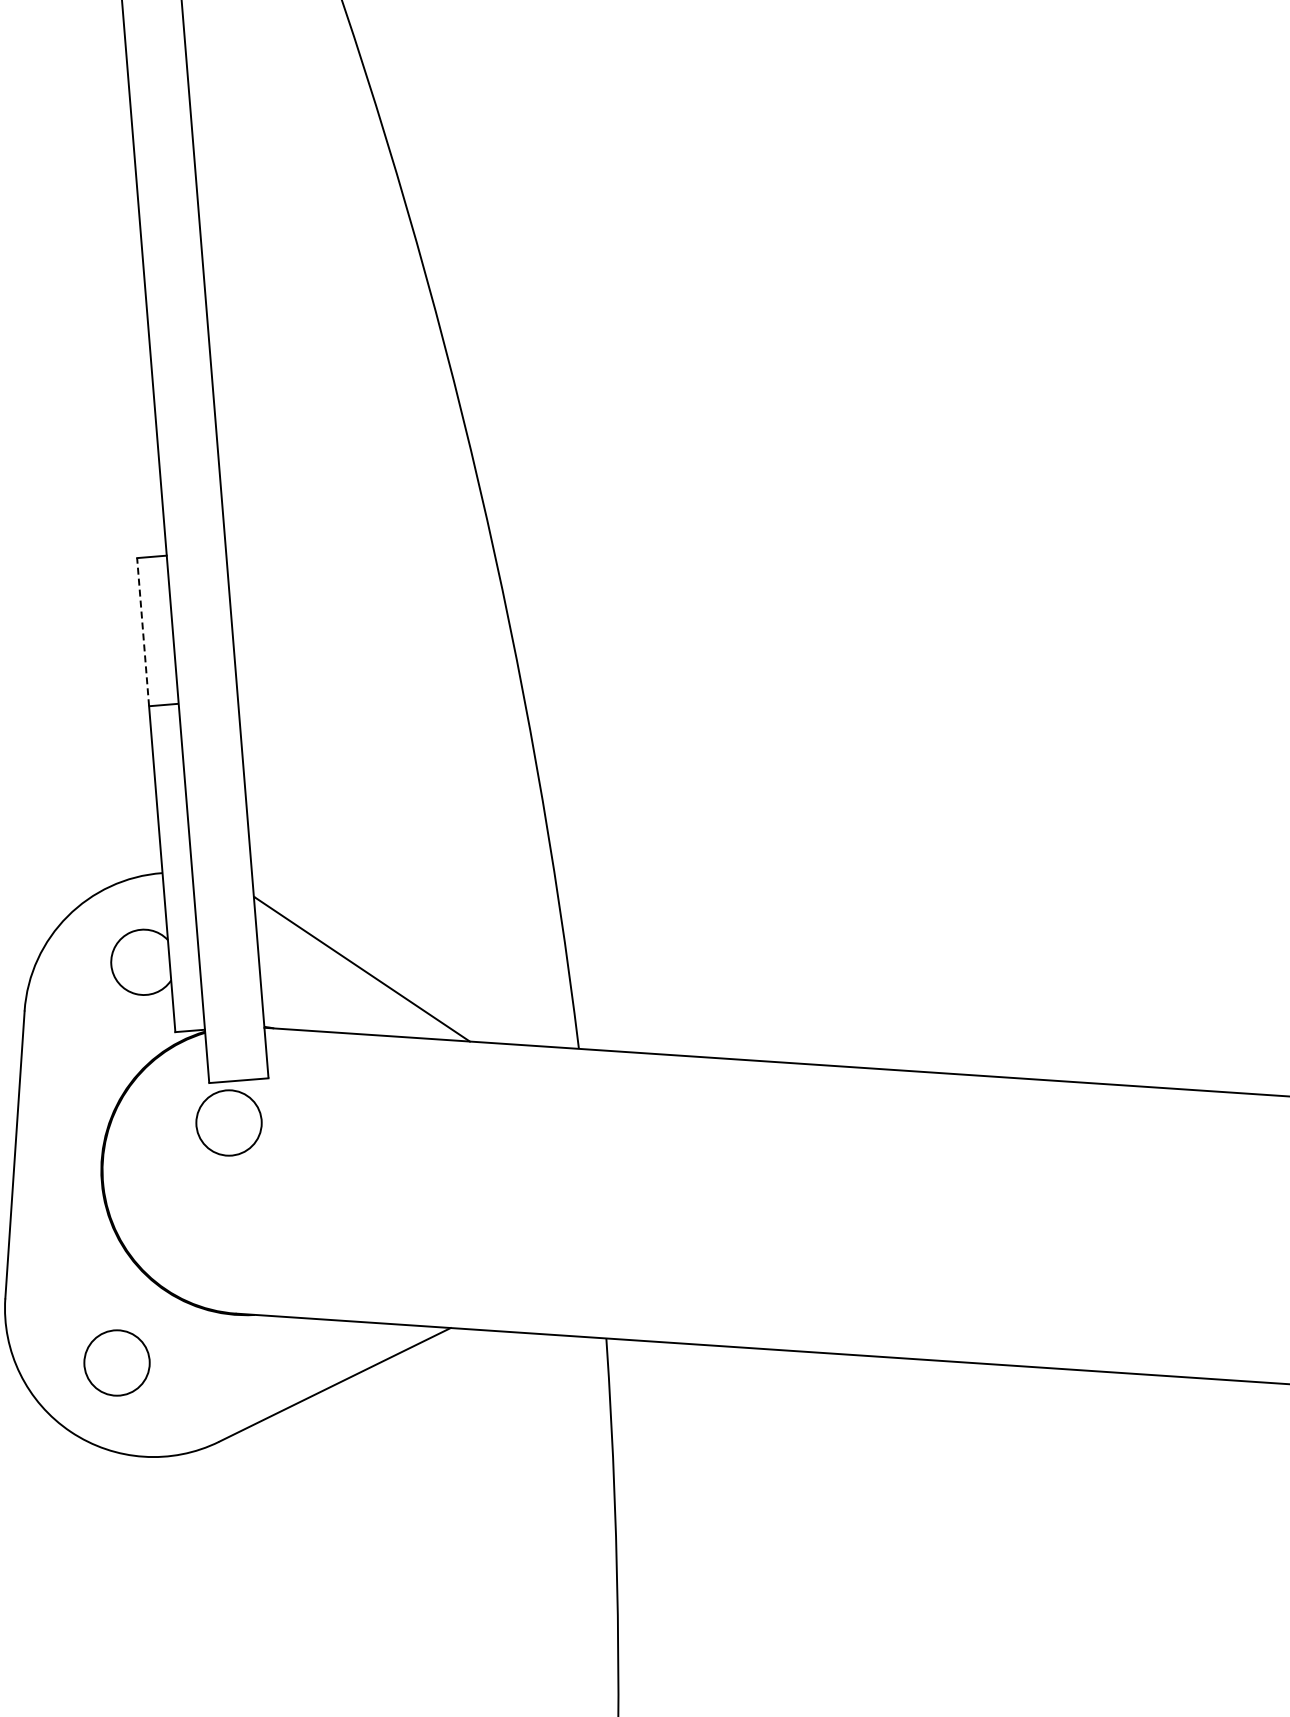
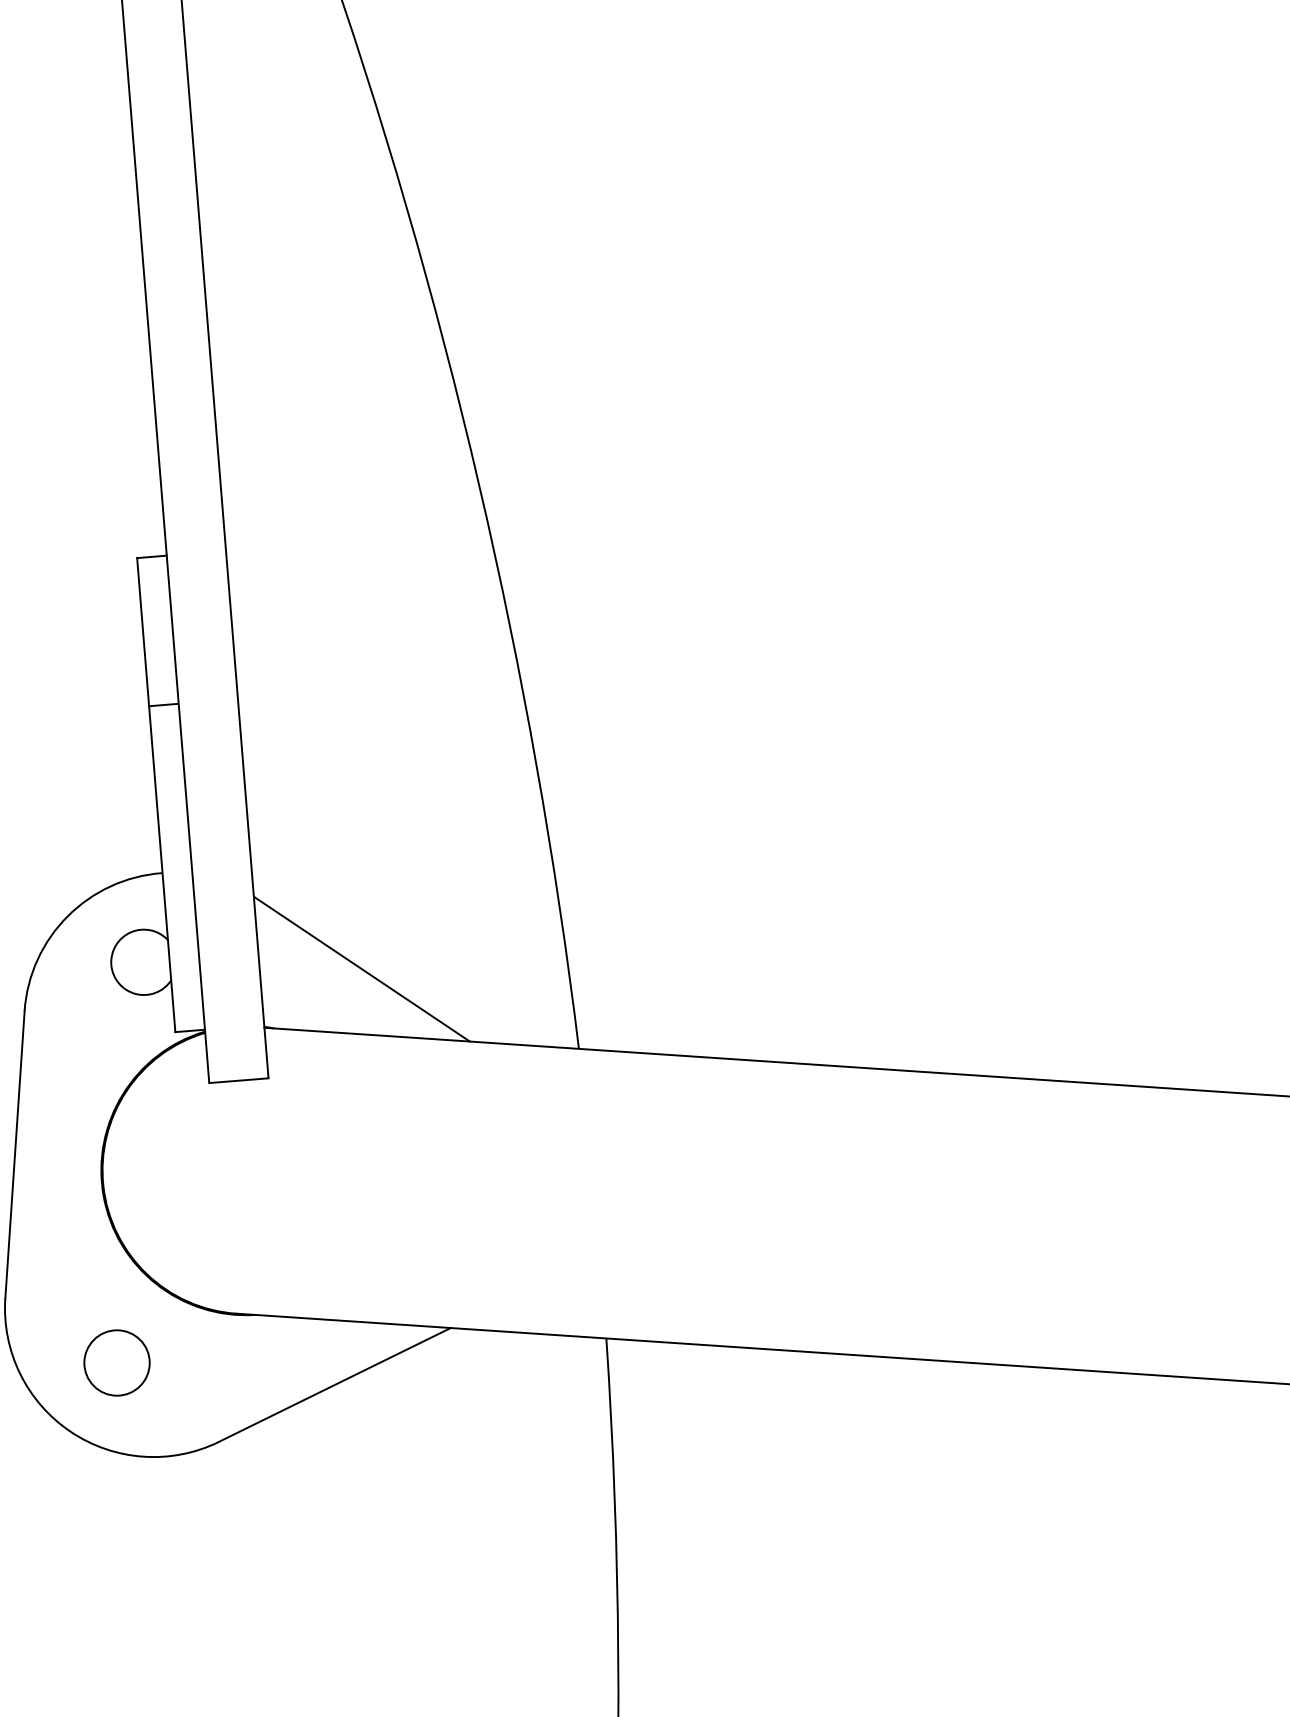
line: dashed -> solid (143, 631)
circle: present -> none (228, 1122)
